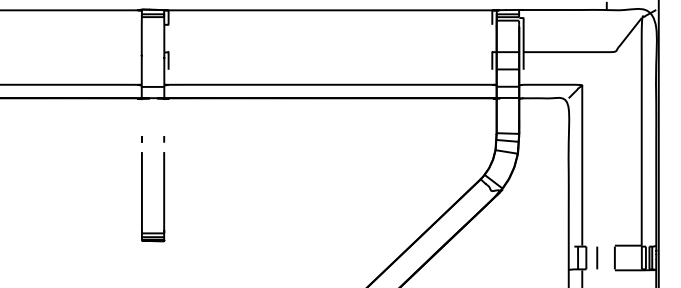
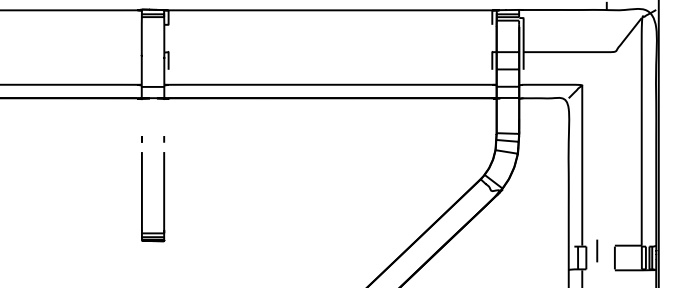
line position: (597, 257) -> (597, 250) (597, 250)
